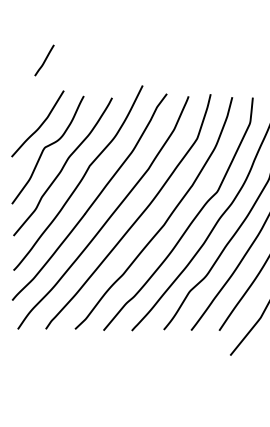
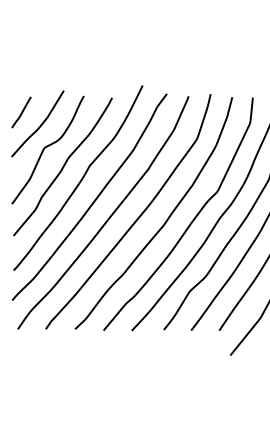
line position: (44, 60) -> (21, 112) (21, 112)
